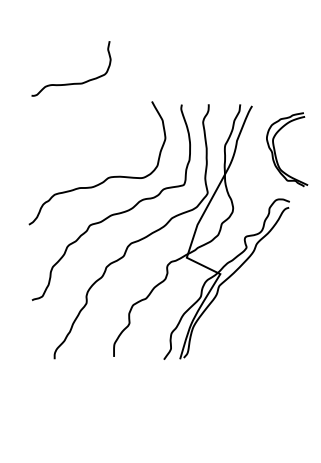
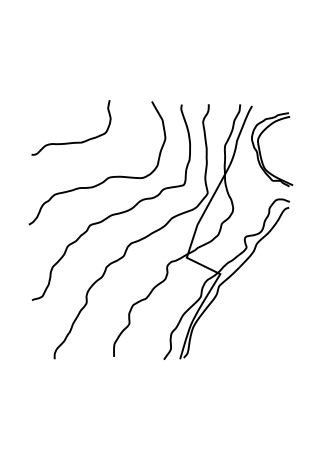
curve position: (75, 82) -> (75, 141) (75, 141)
part position: (275, 149) -> (260, 149) (260, 149)
